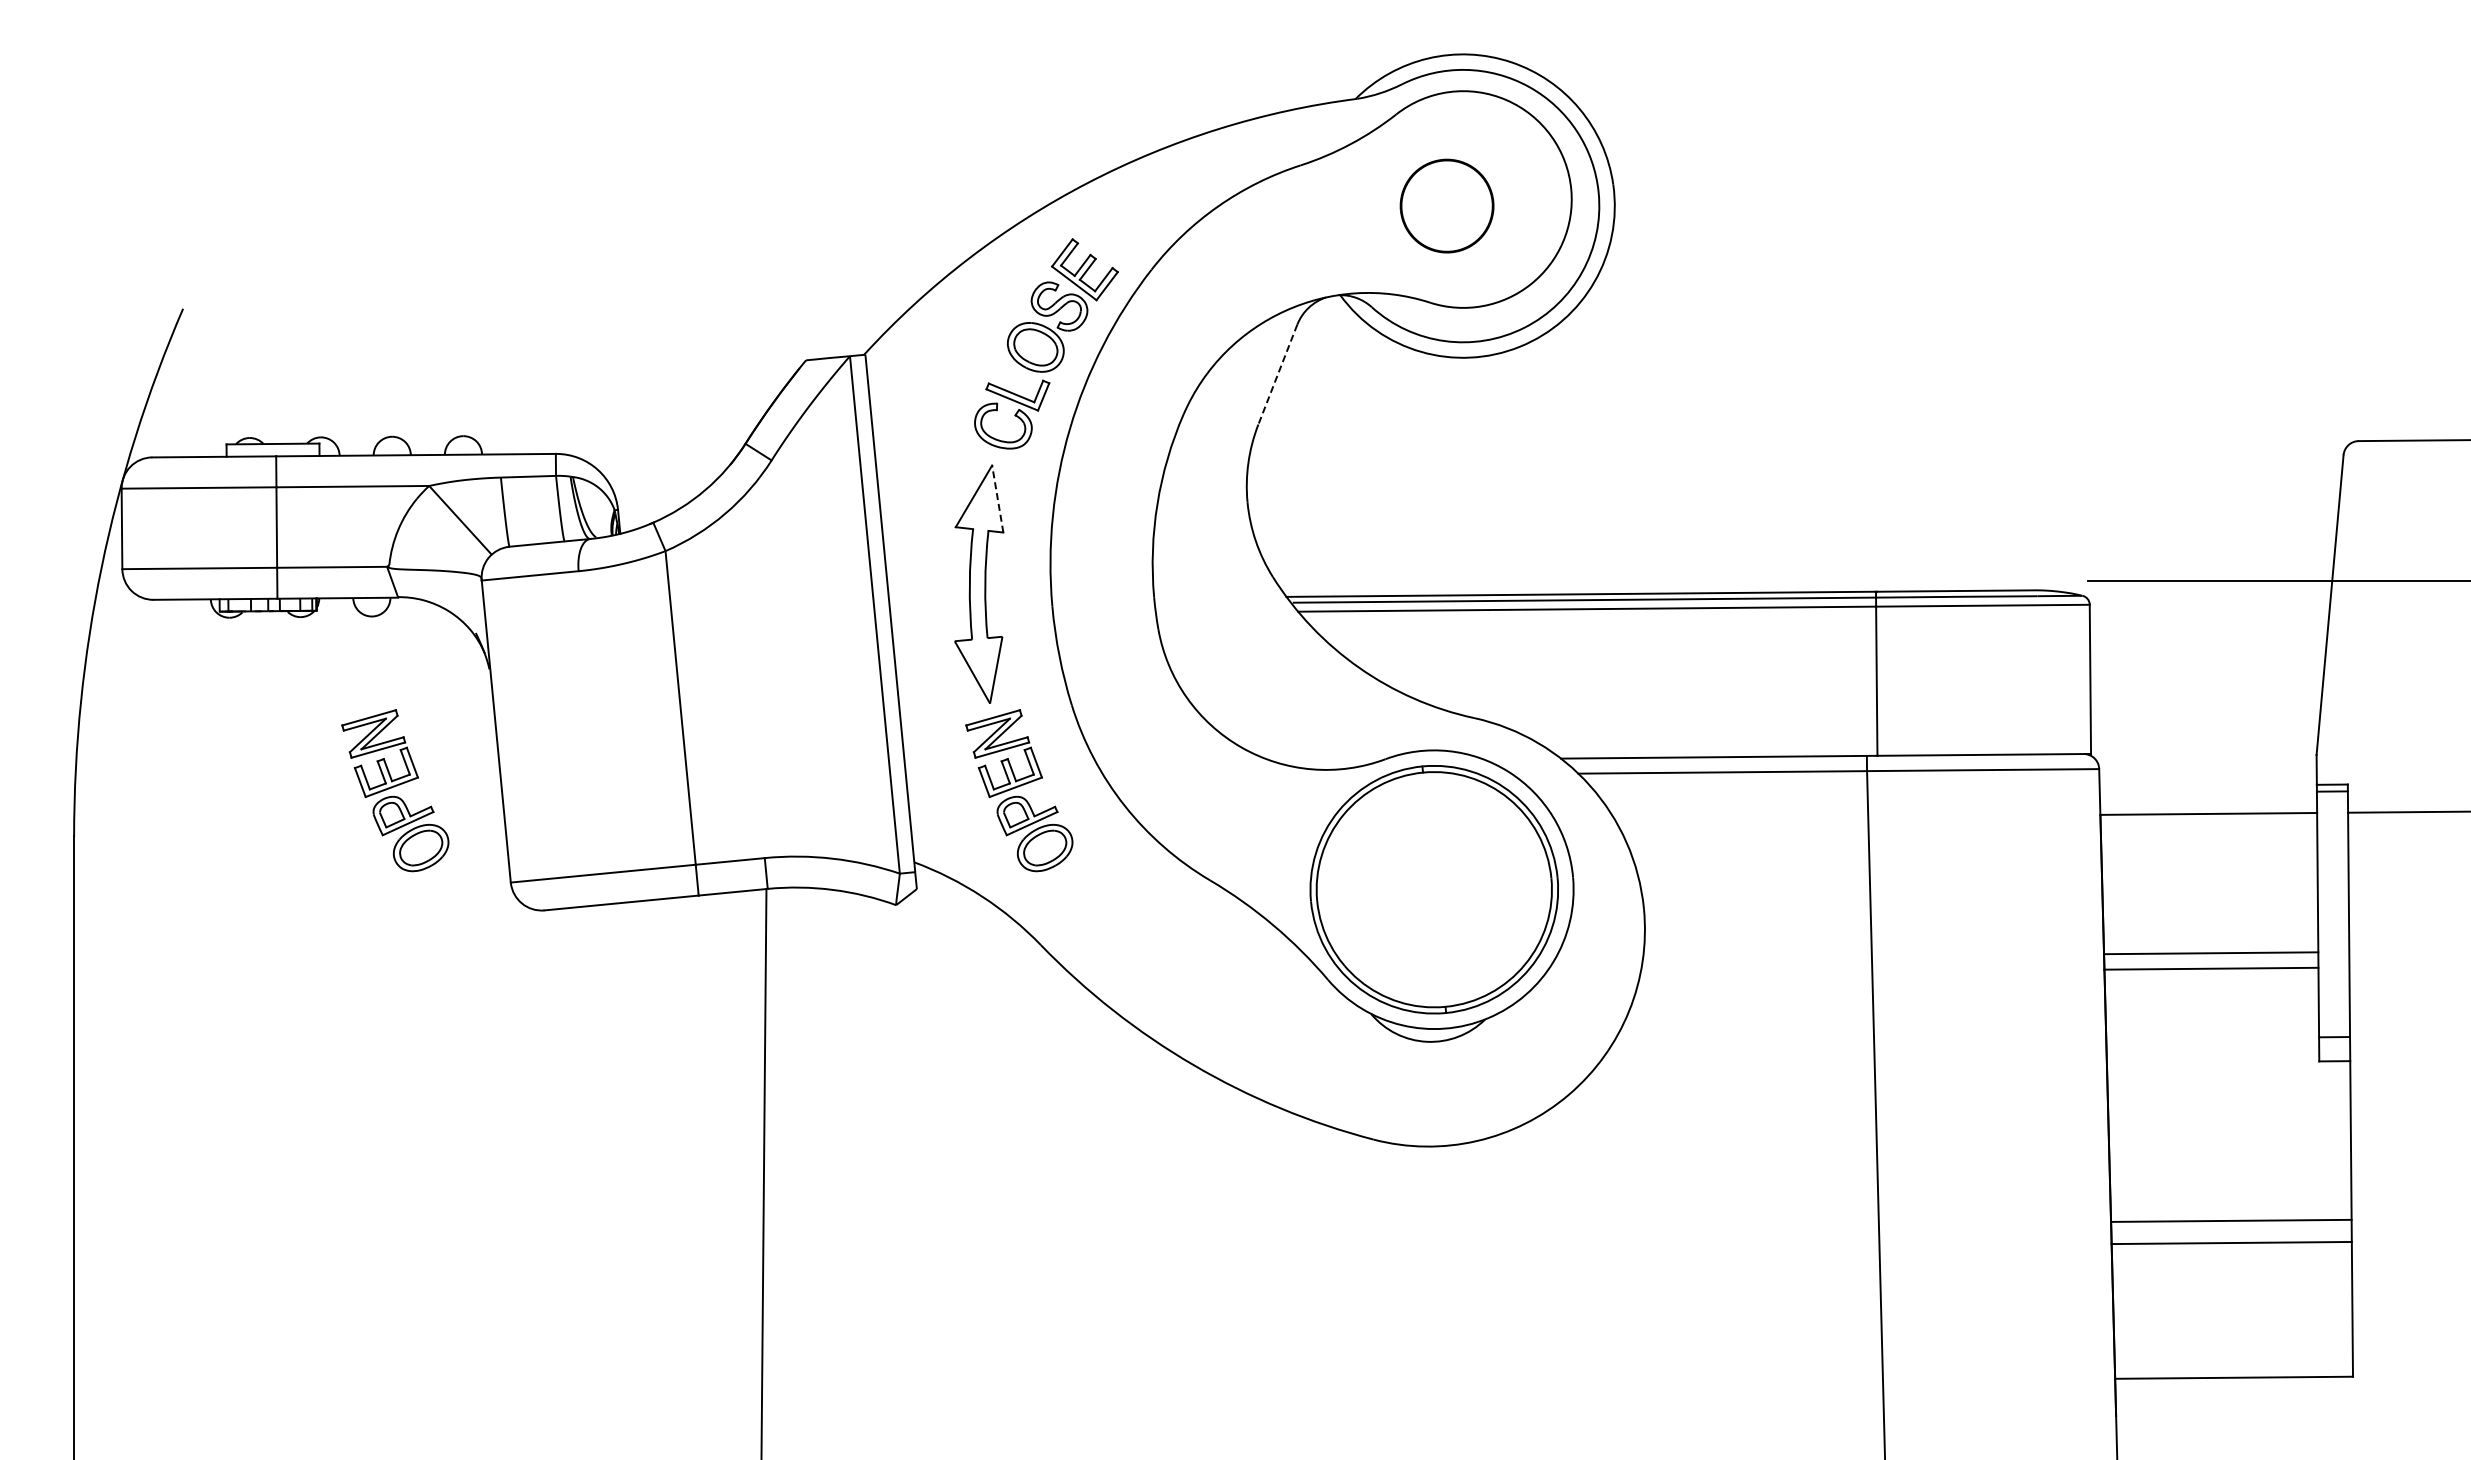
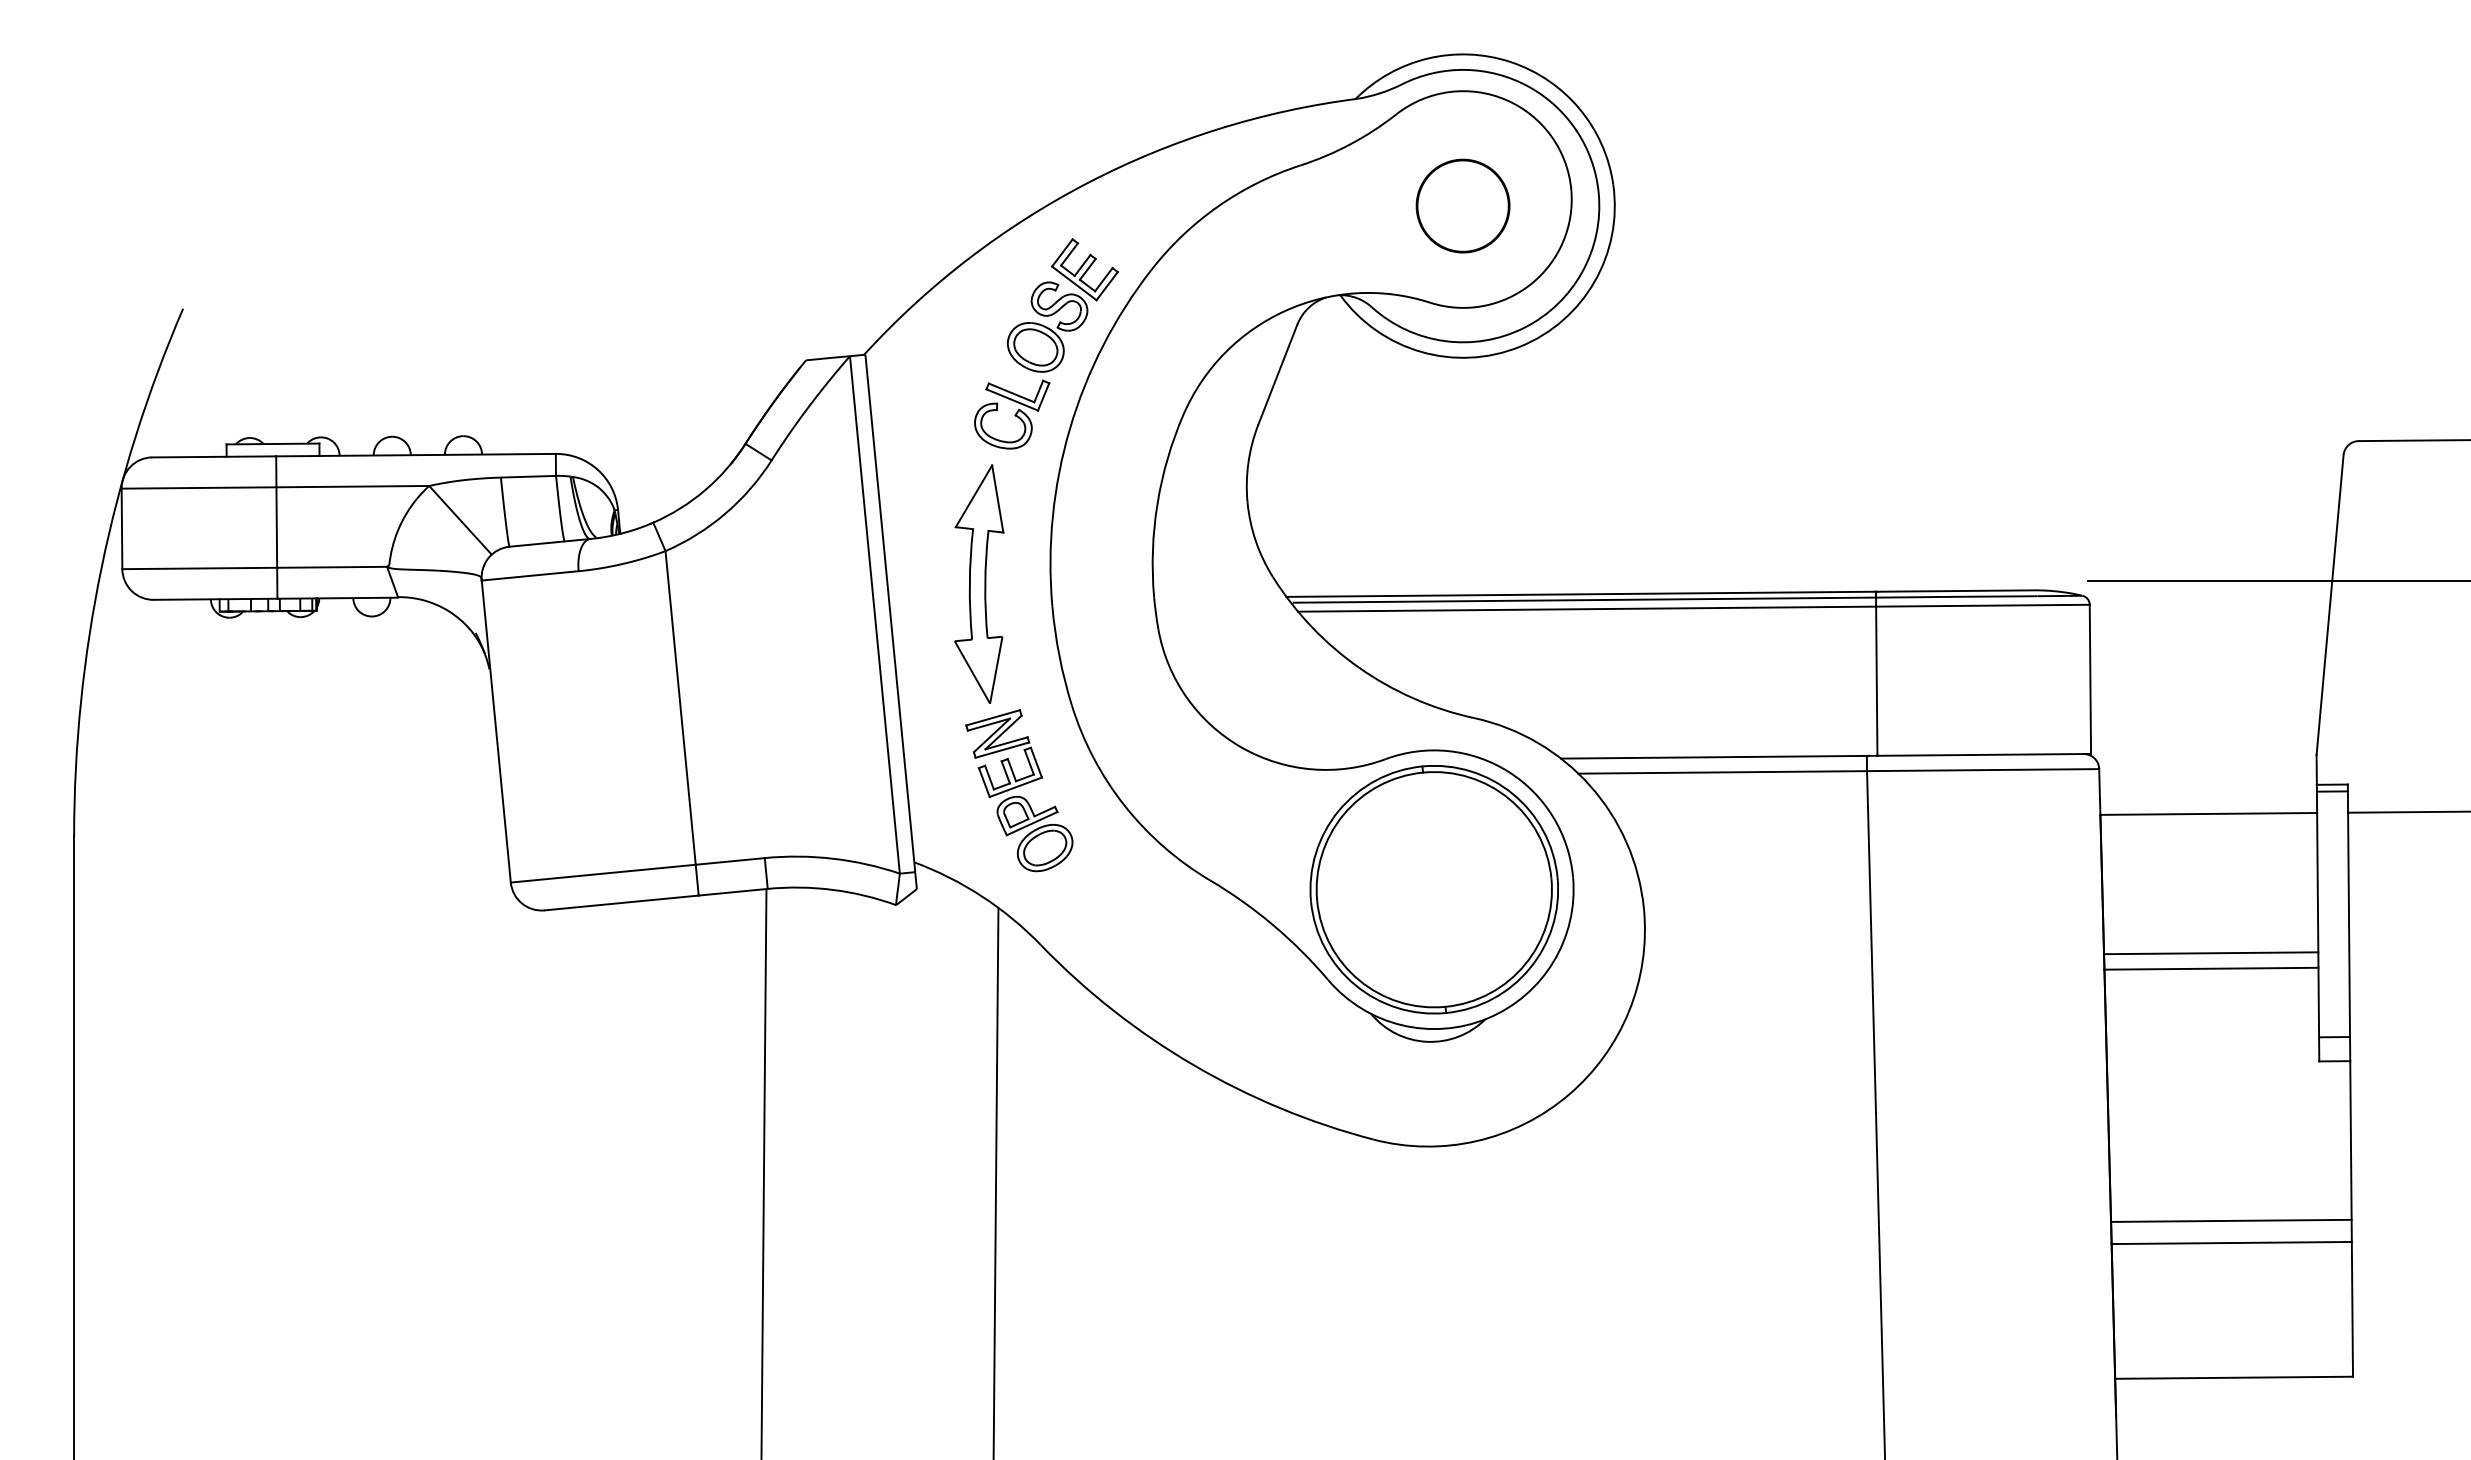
part position: (1446, 205) -> (1462, 205) (1462, 205)
line: dashed -> solid (1277, 374)
line: dashed -> solid (997, 498)
part: present -> none (395, 790)
line: none -> present (995, 1181)
